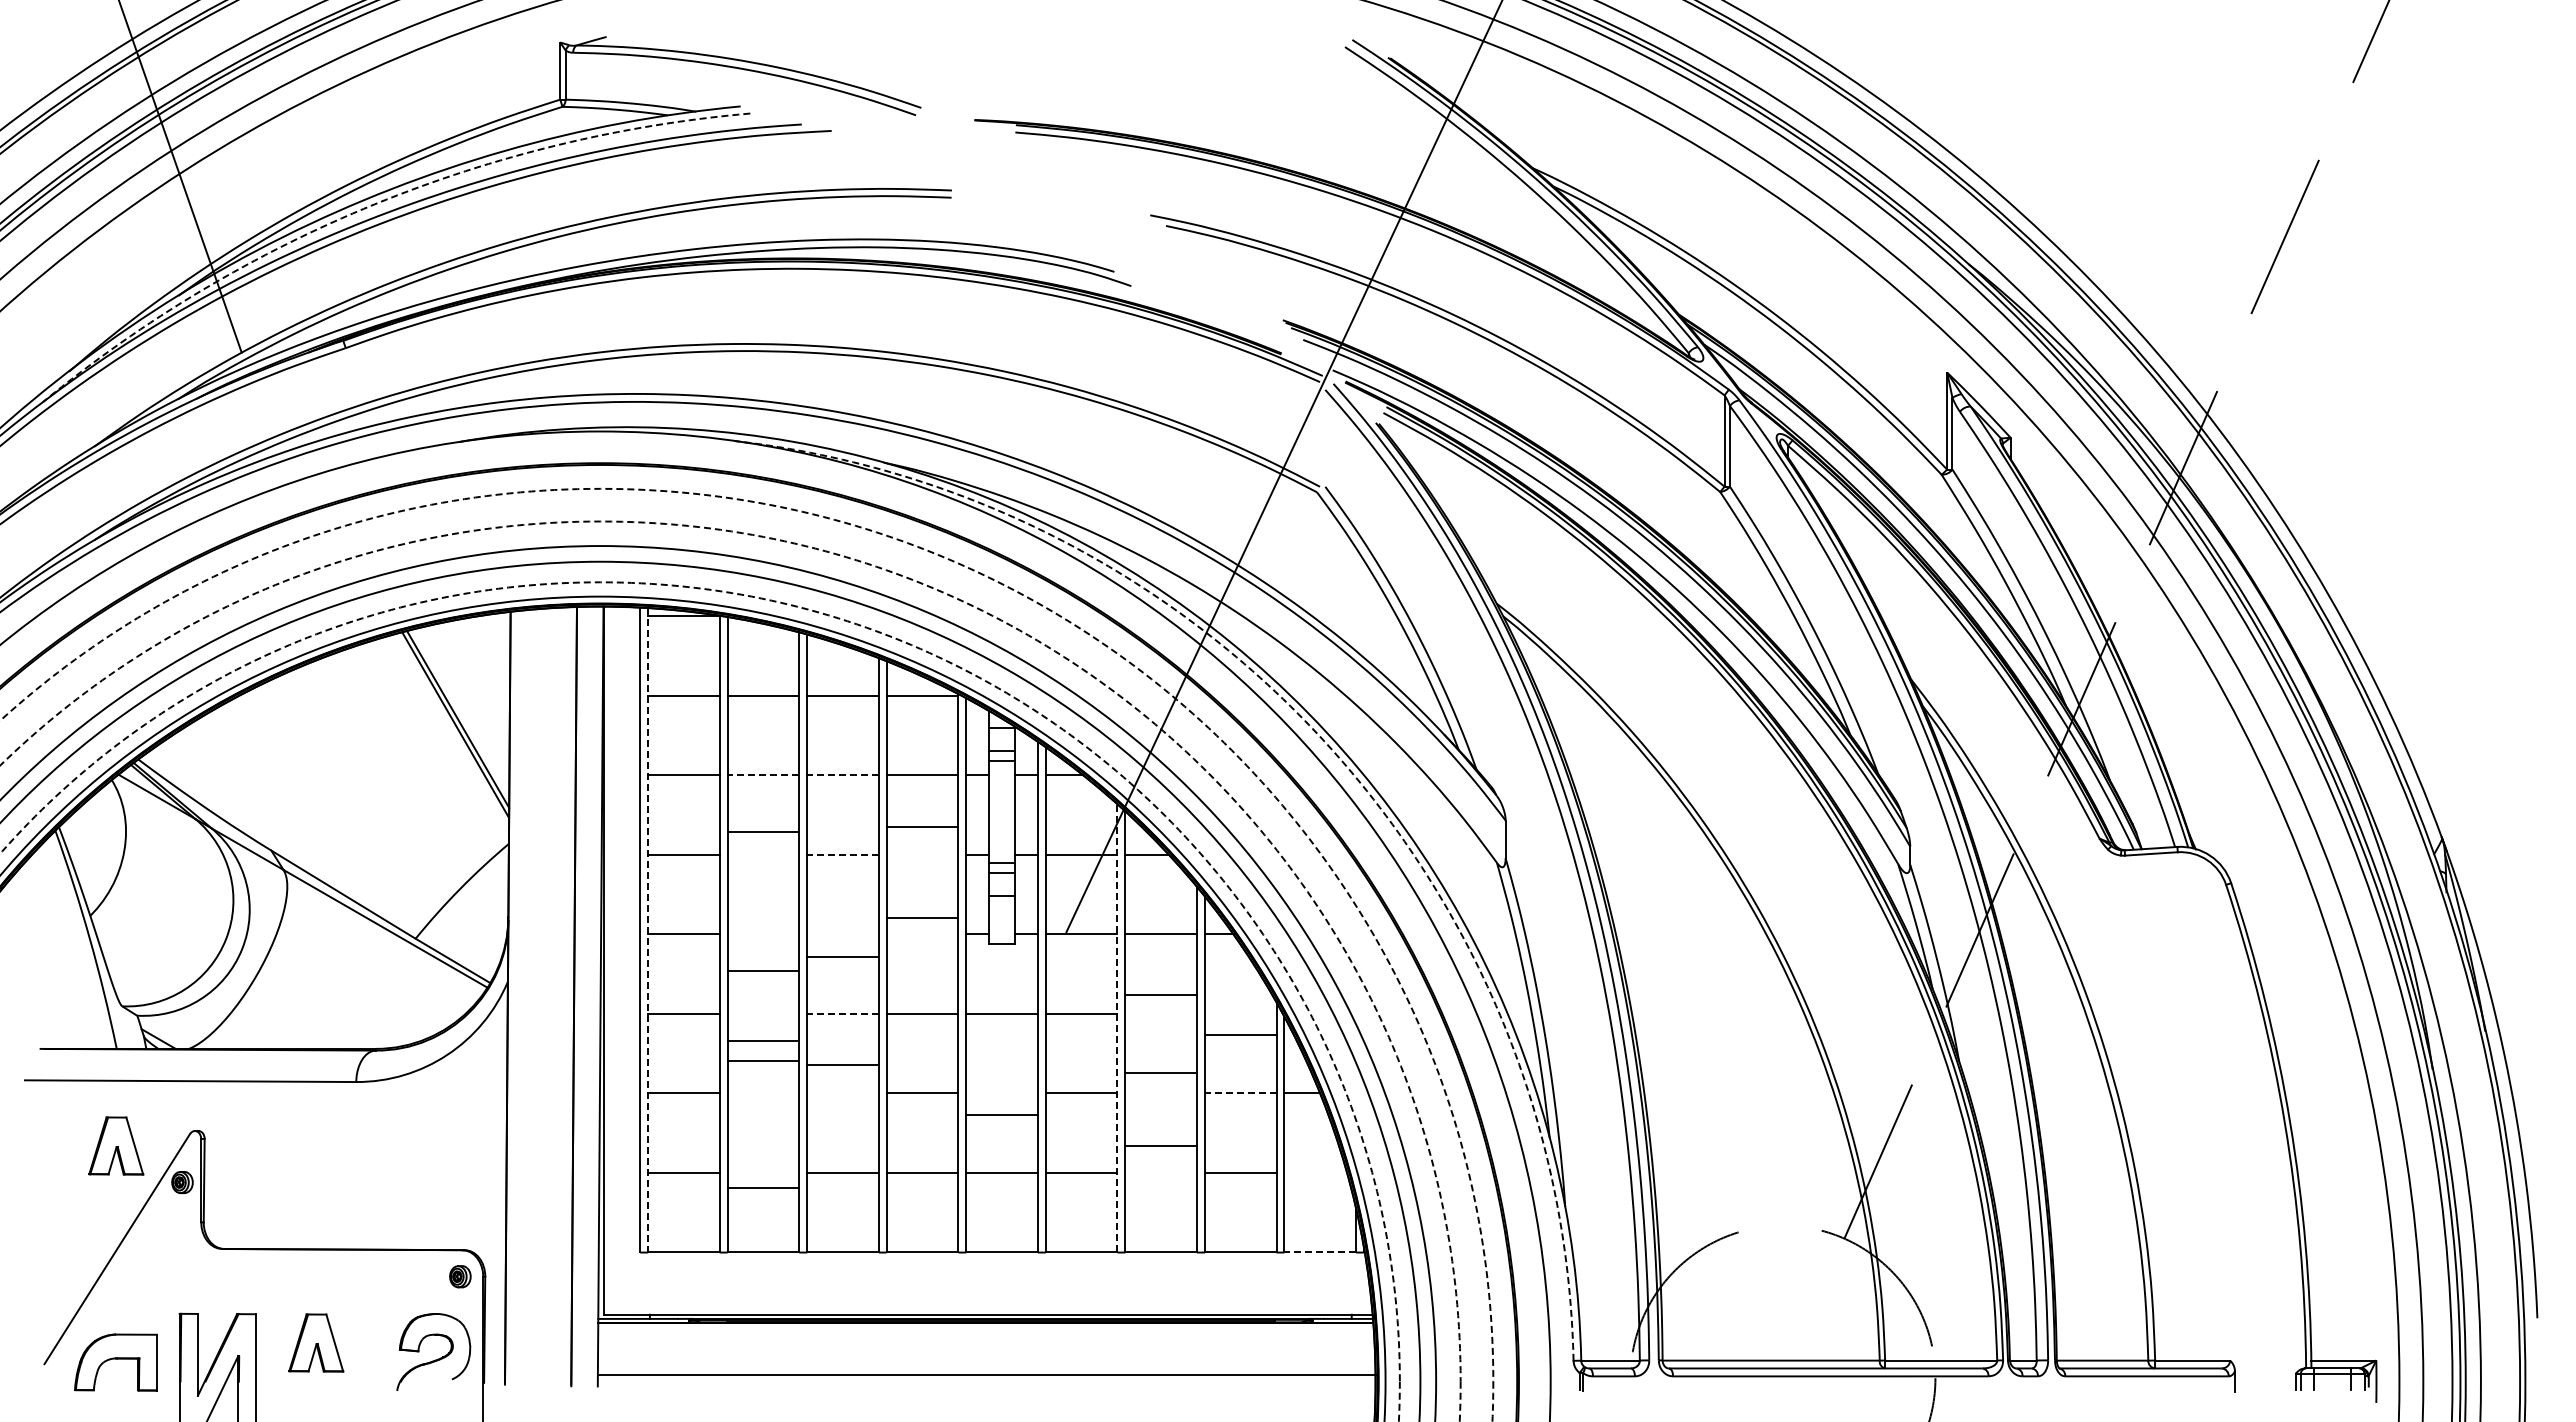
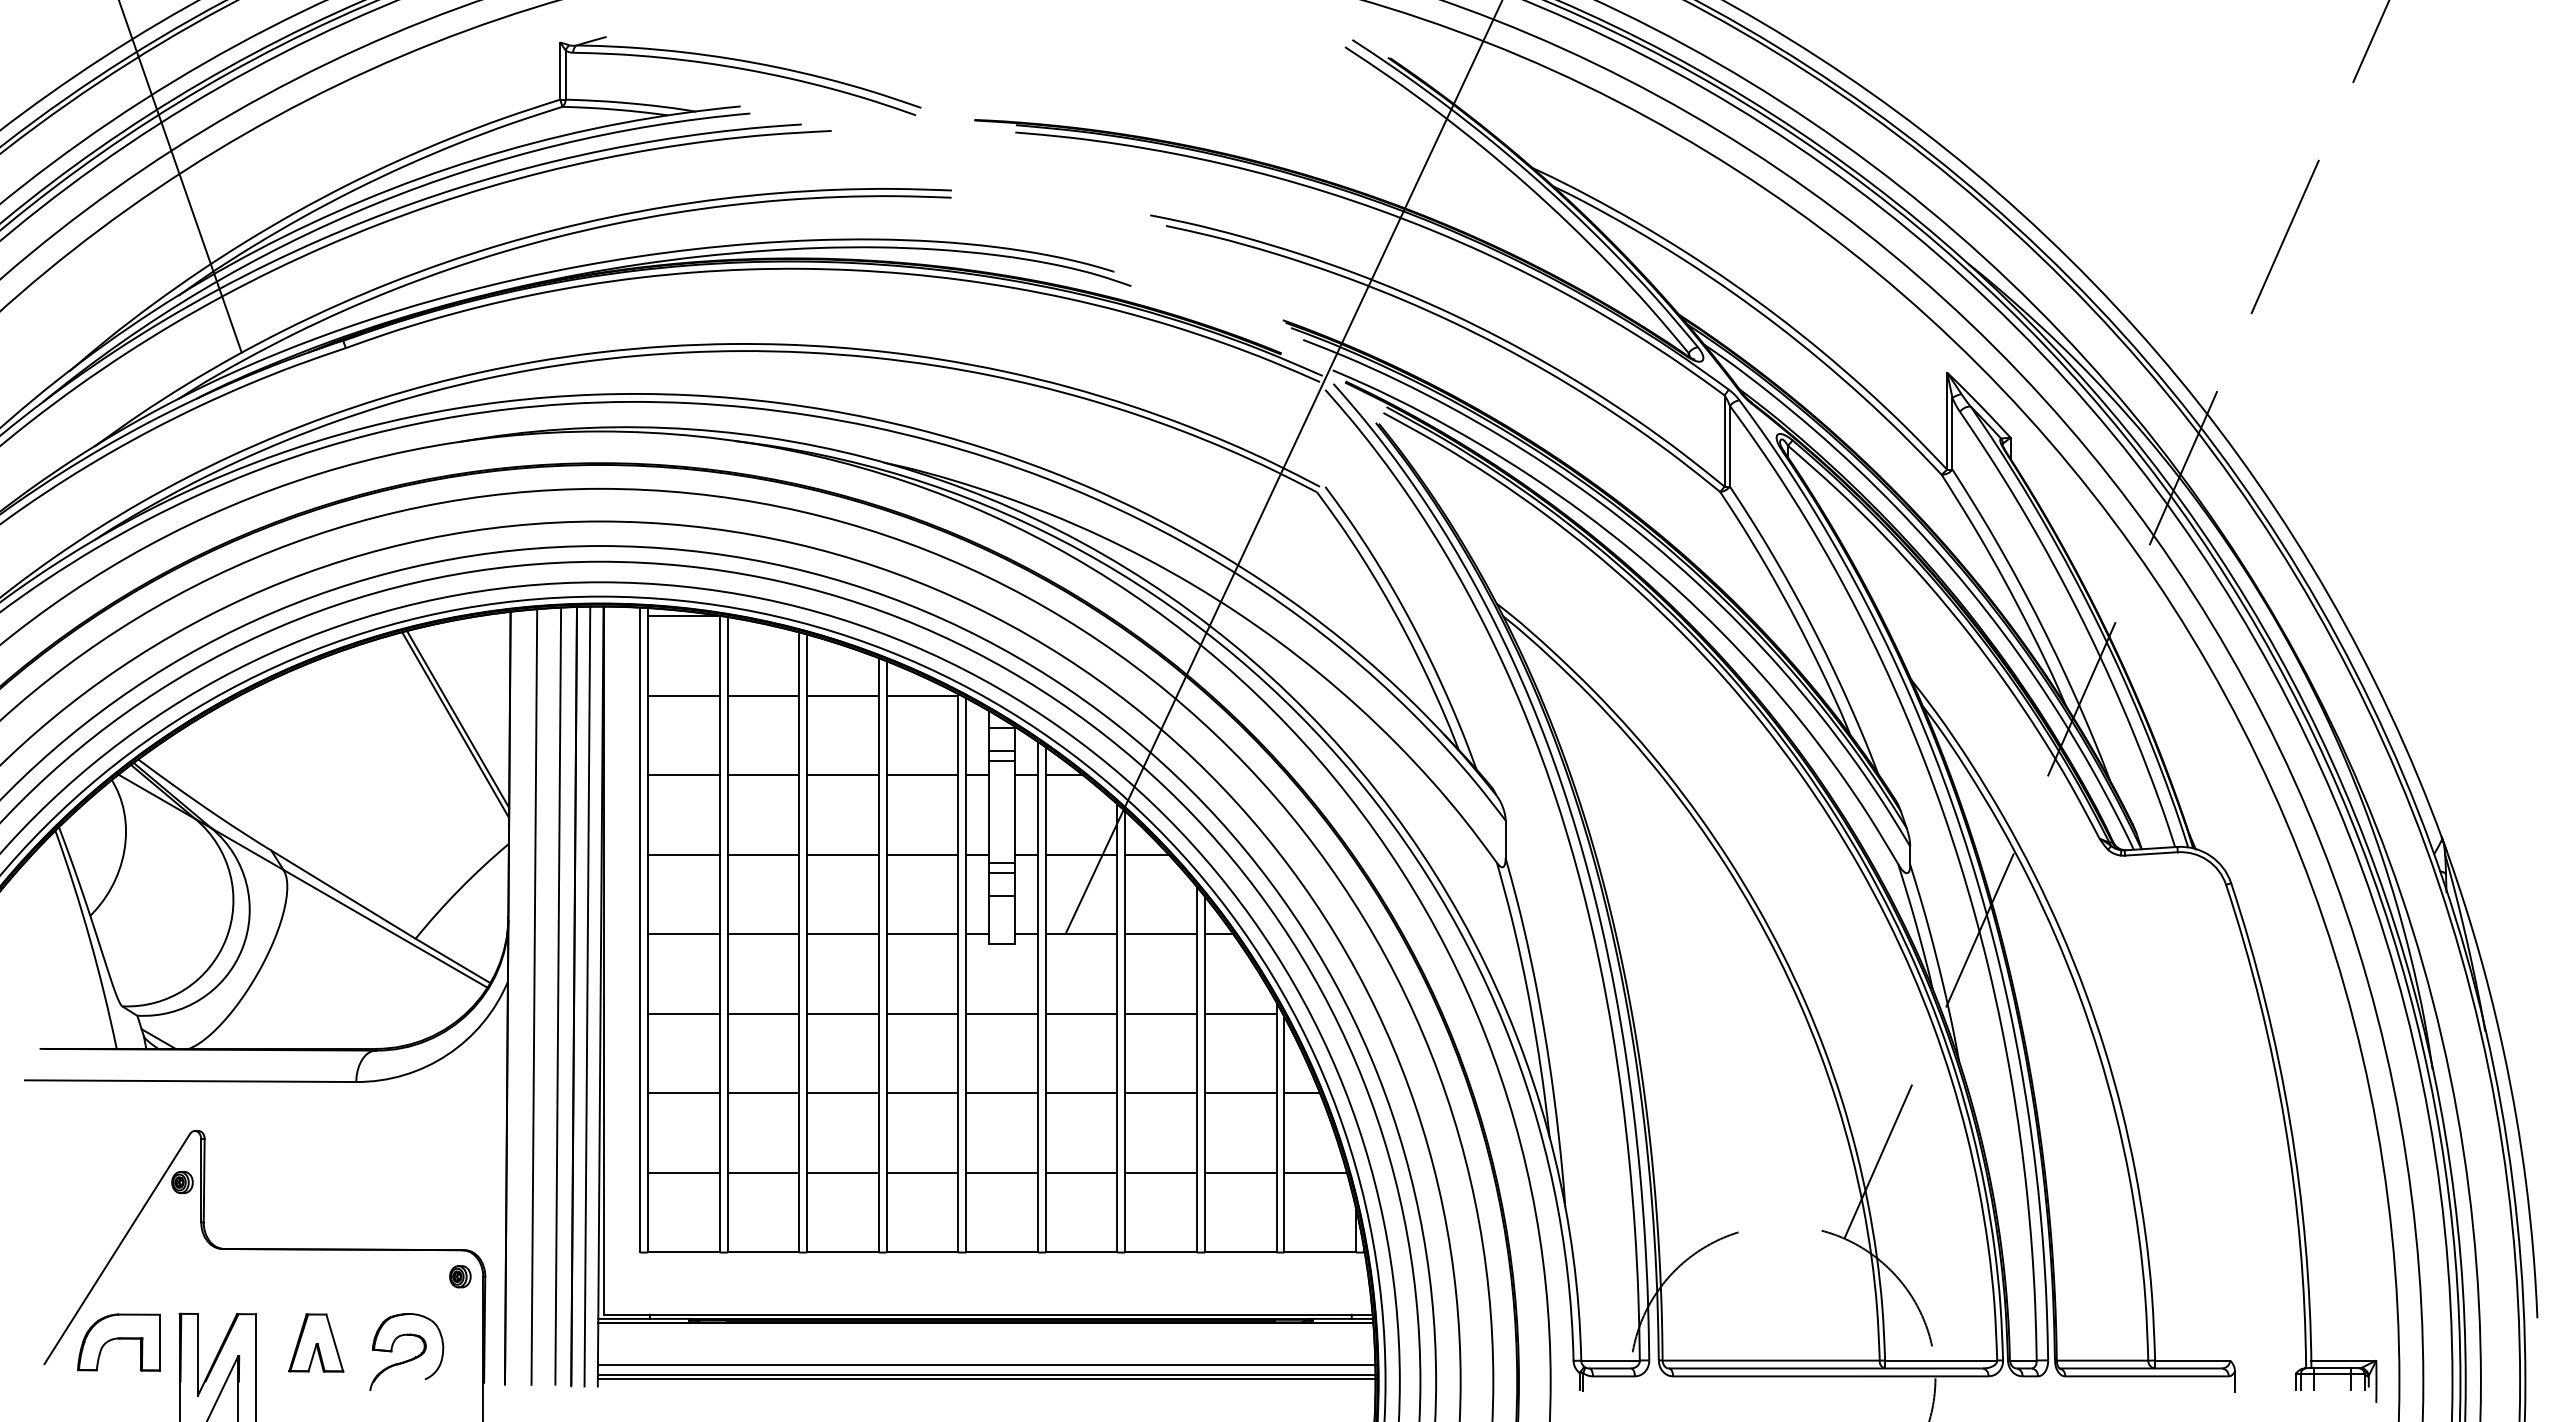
arc: dashed -> solid (374, 204)
arc: dashed -> solid (1326, 743)
line: dashed -> solid (763, 775)
line: dashed -> solid (842, 775)
line position: (922, 826) -> (922, 854) (922, 854)
line position: (763, 831) -> (763, 854) (763, 854)
line: dashed -> solid (842, 854)
line position: (922, 918) -> (922, 934) (922, 934)
line: dashed -> solid (648, 930)
circle: dashed -> solid (746, 954)
line position: (842, 957) -> (842, 934) (842, 934)
circle: dashed -> solid (730, 971)
line position: (763, 971) -> (763, 934) (763, 934)
line position: (1160, 994) -> (1160, 1013) (1160, 1013)
line: none -> present (558, 995)
line: none -> present (534, 996)
line: none -> present (587, 996)
circle: dashed -> solid (699, 1001)
line: dashed -> solid (842, 1013)
line: dashed -> solid (1117, 1027)
line position: (1240, 1034) -> (1240, 1013) (1240, 1013)
line position: (763, 1040) -> (763, 1013) (763, 1013)
line position: (763, 1061) -> (763, 1093) (763, 1093)
line position: (842, 1065) -> (842, 1093) (842, 1093)
line position: (1160, 1073) -> (1160, 1093) (1160, 1093)
line: dashed -> solid (1240, 1093)
line position: (1001, 1115) -> (1001, 1093) (1001, 1093)
part: present -> none (116, 1145)
line position: (1160, 1145) -> (1160, 1172) (1160, 1172)
line: none -> present (1315, 1172)
line position: (763, 1187) -> (763, 1172) (763, 1172)
line: dashed -> solid (1320, 1252)
part position: (435, 1359) -> (408, 1359) (408, 1359)
part position: (115, 1362) -> (118, 1342) (118, 1342)
line: none -> present (986, 1365)
line: none -> present (986, 1379)
